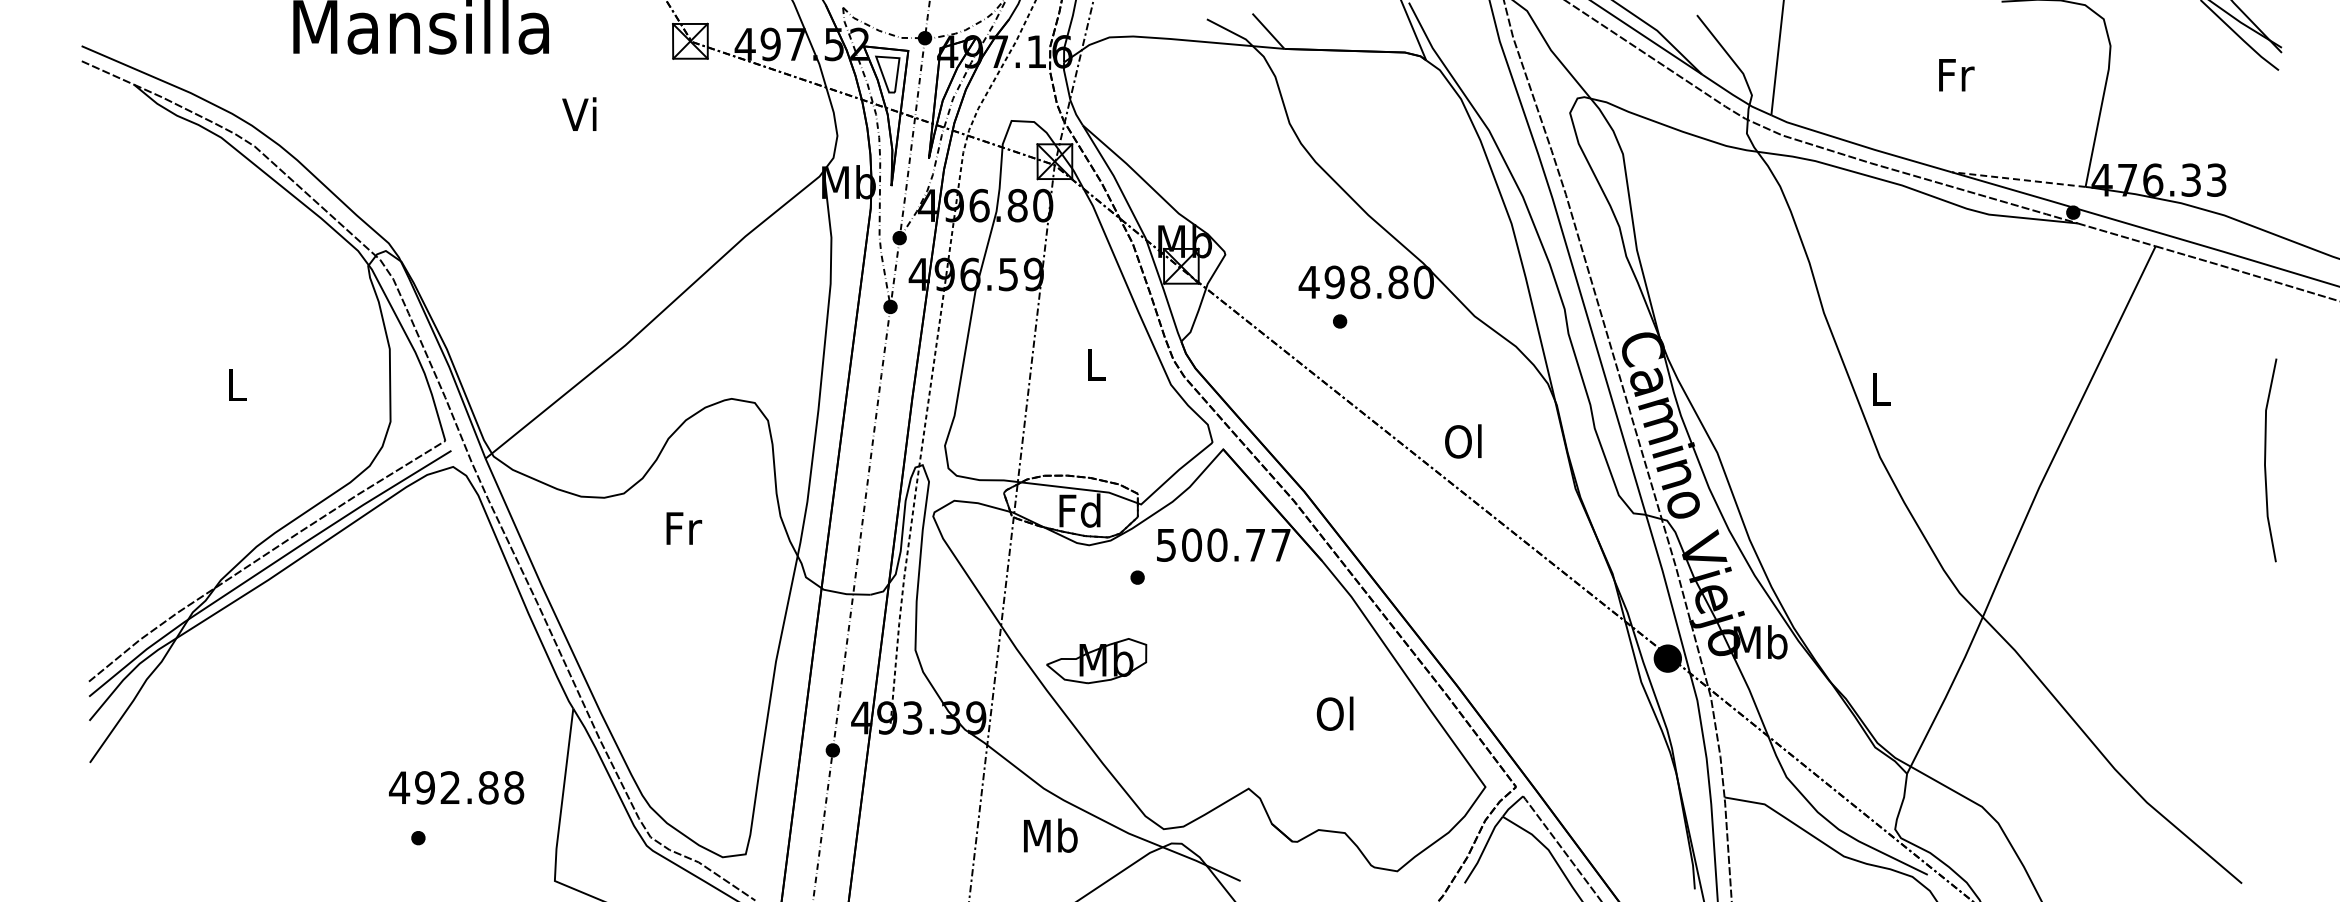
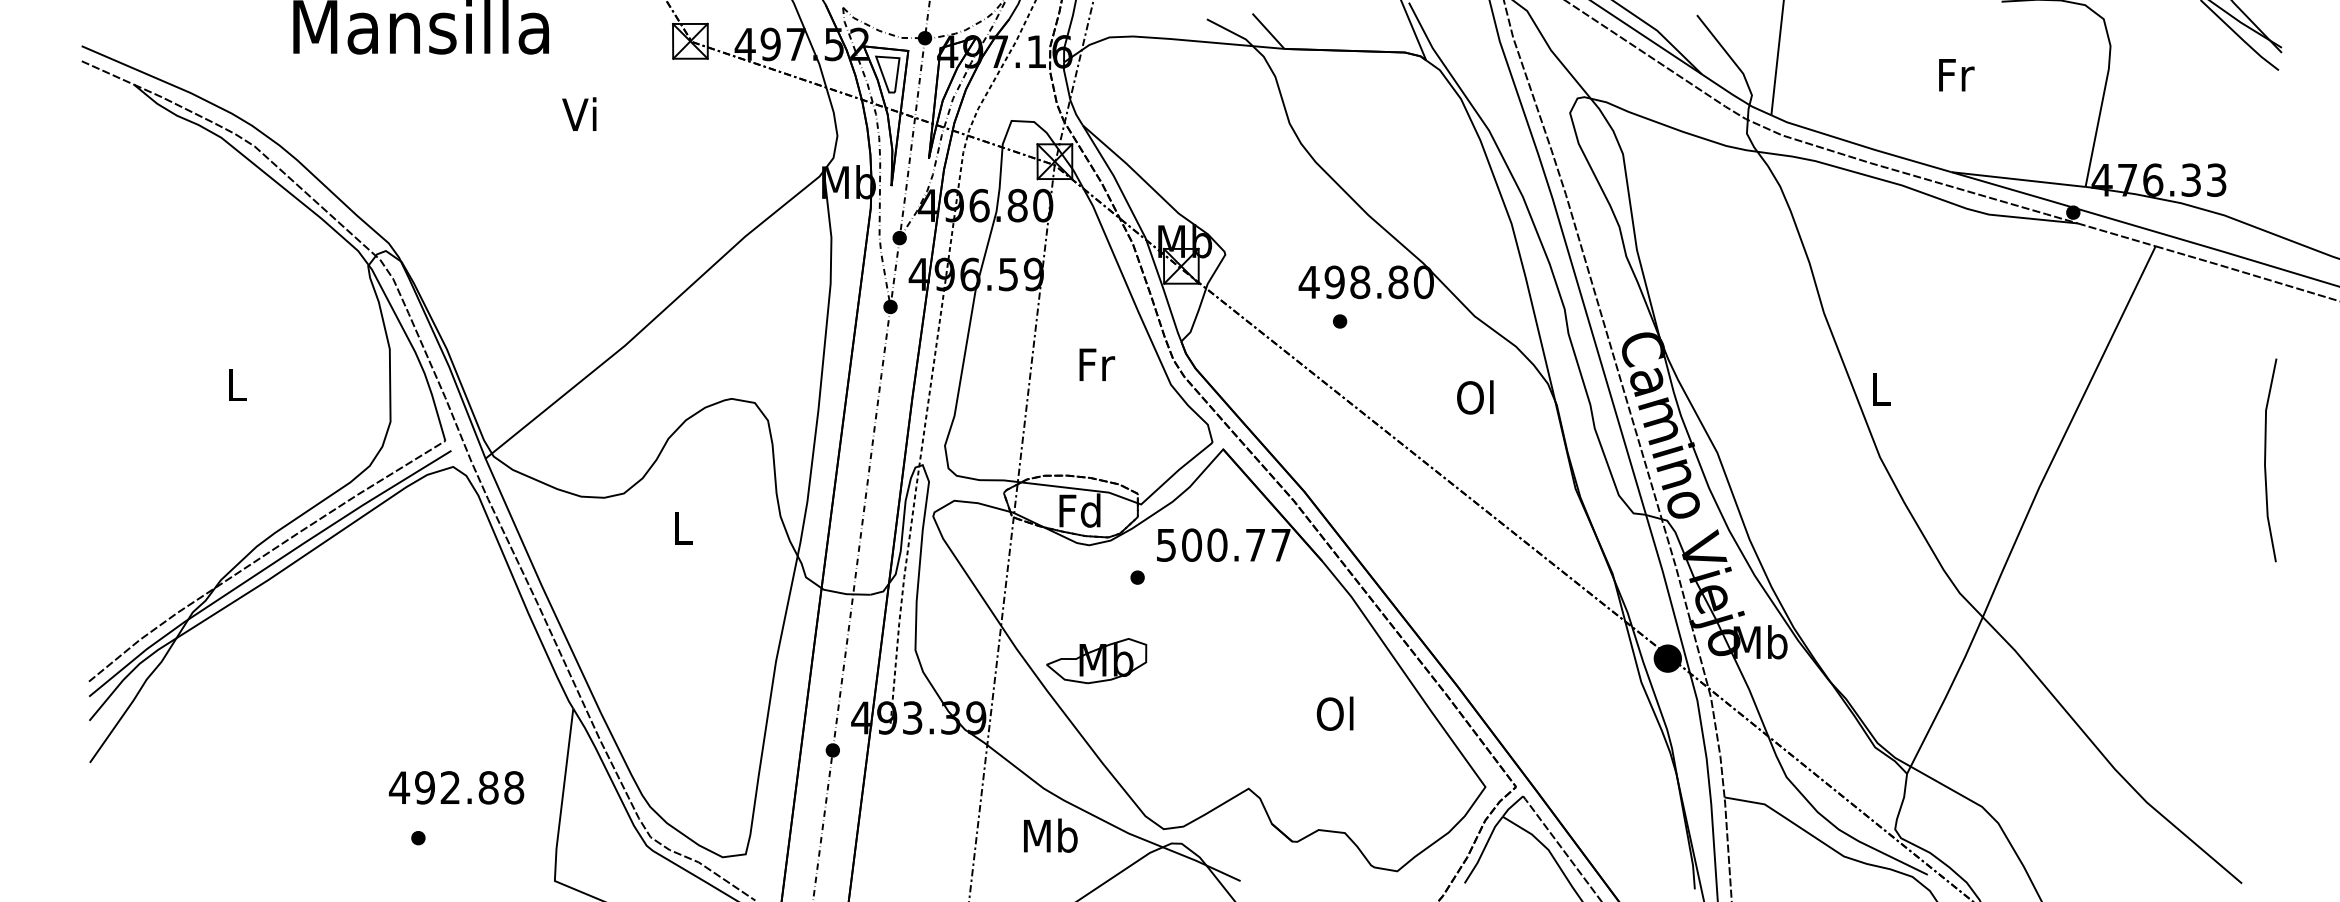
line: dashed -> solid (2018, 179)
text: L -> Fr (1097, 364)
text position: (1463, 441) -> (1475, 397) (1475, 397)
text: Fr -> L (684, 528)
